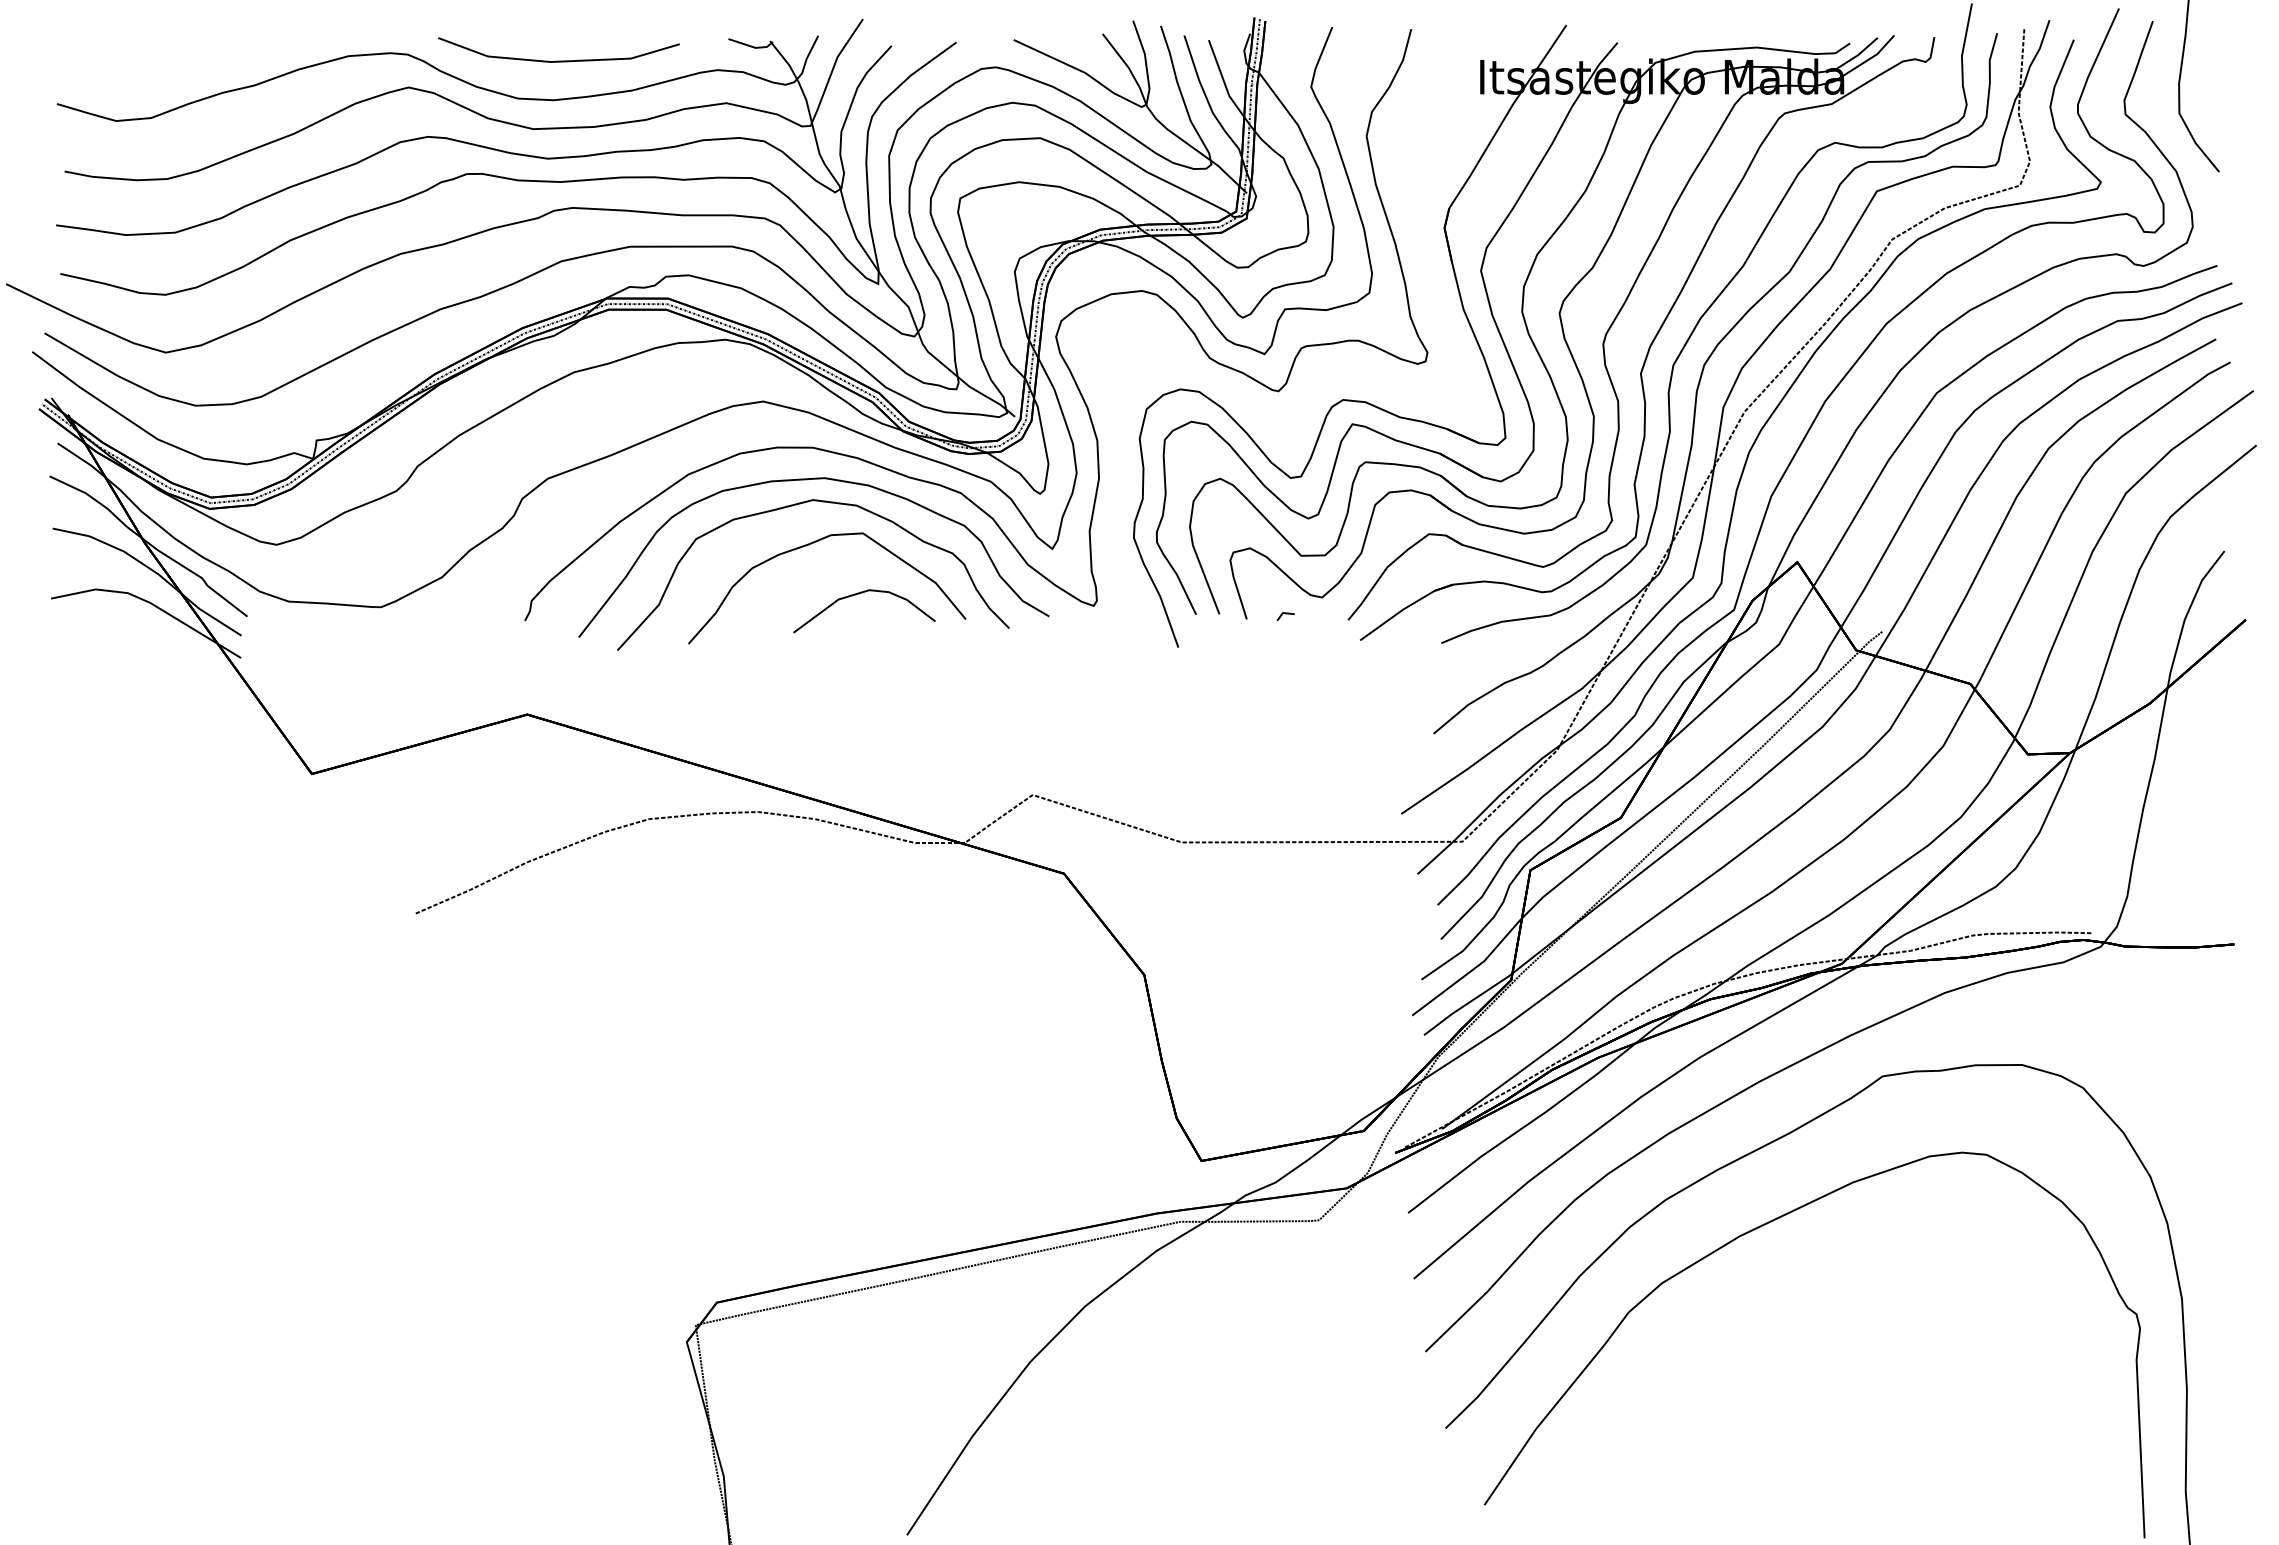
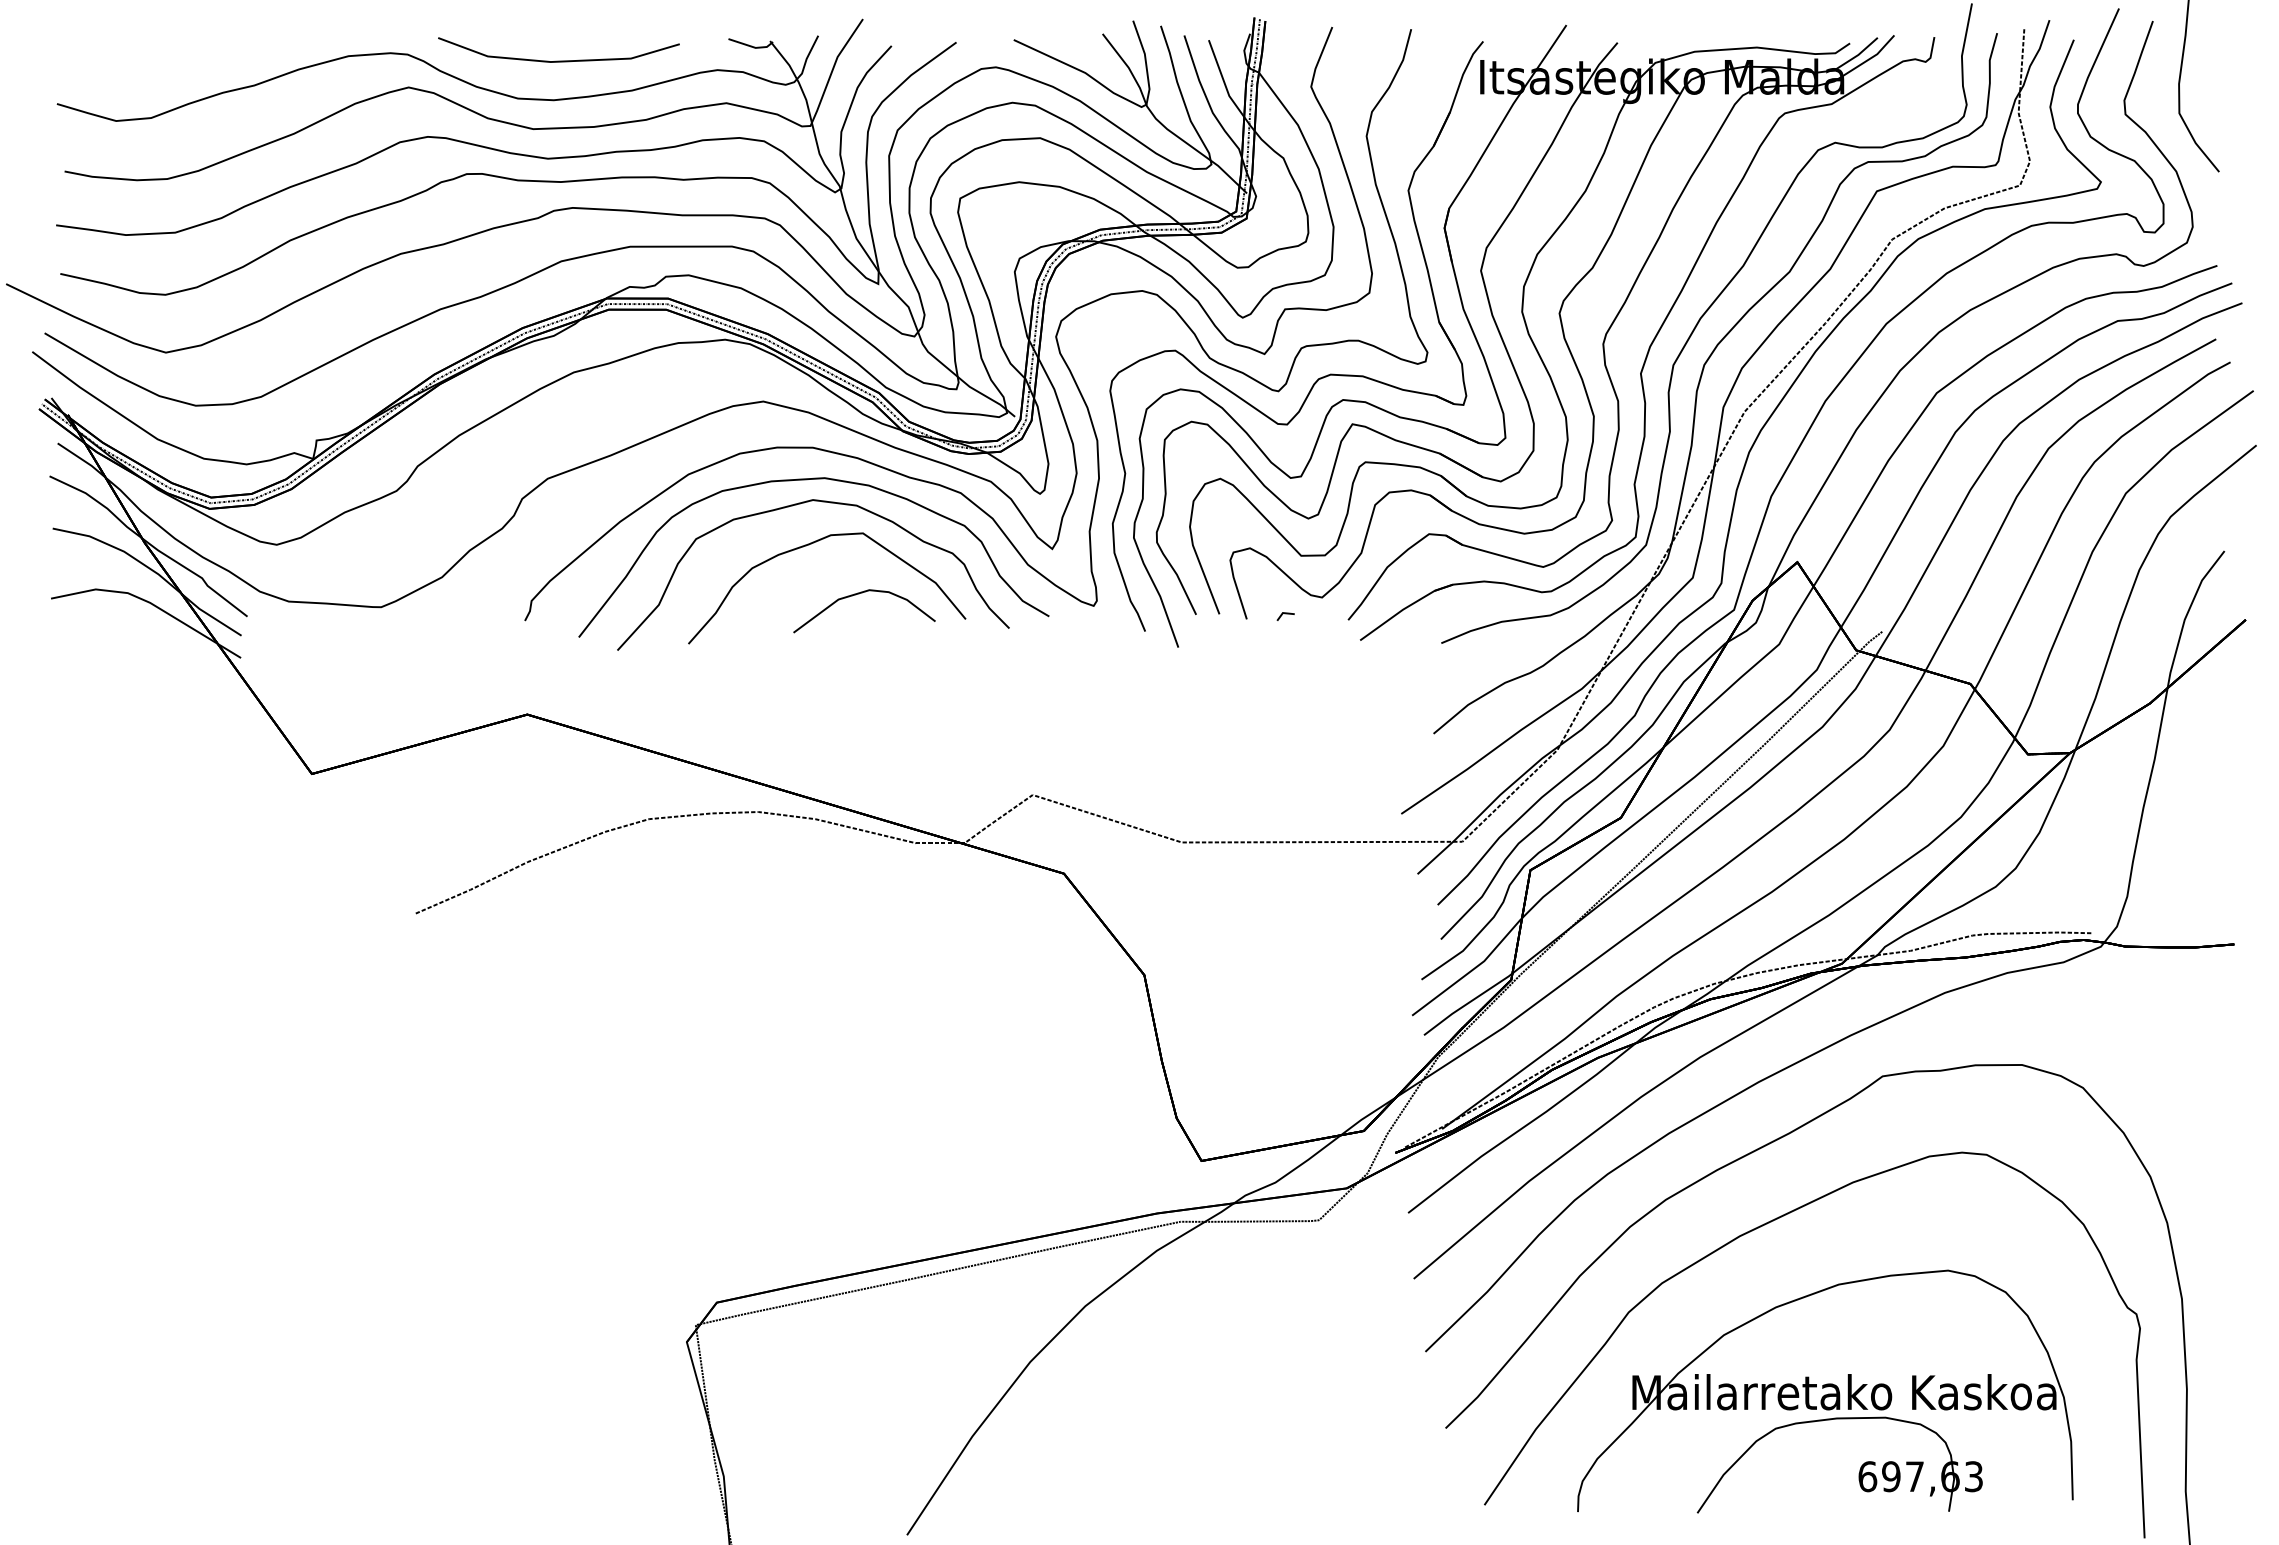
part: none -> present (1319, 377)
part: none -> present (1825, 1391)
